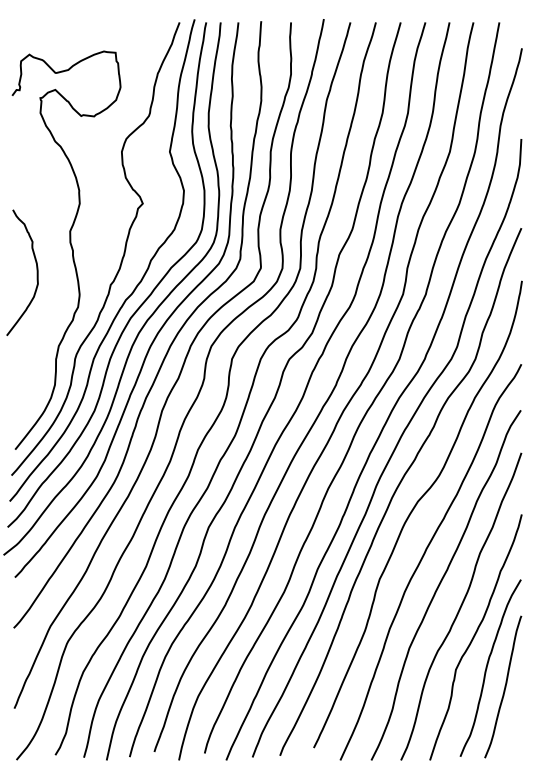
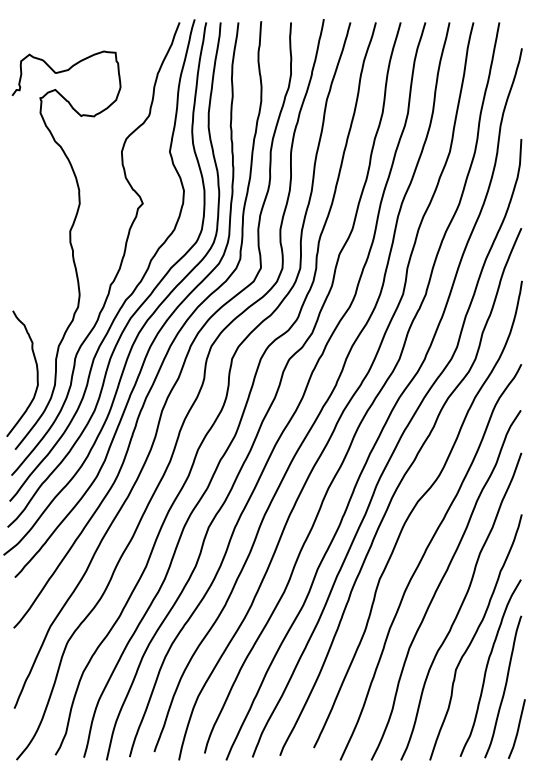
curve position: (36, 272) -> (36, 373) (36, 373)
curve: none -> present (517, 728)
